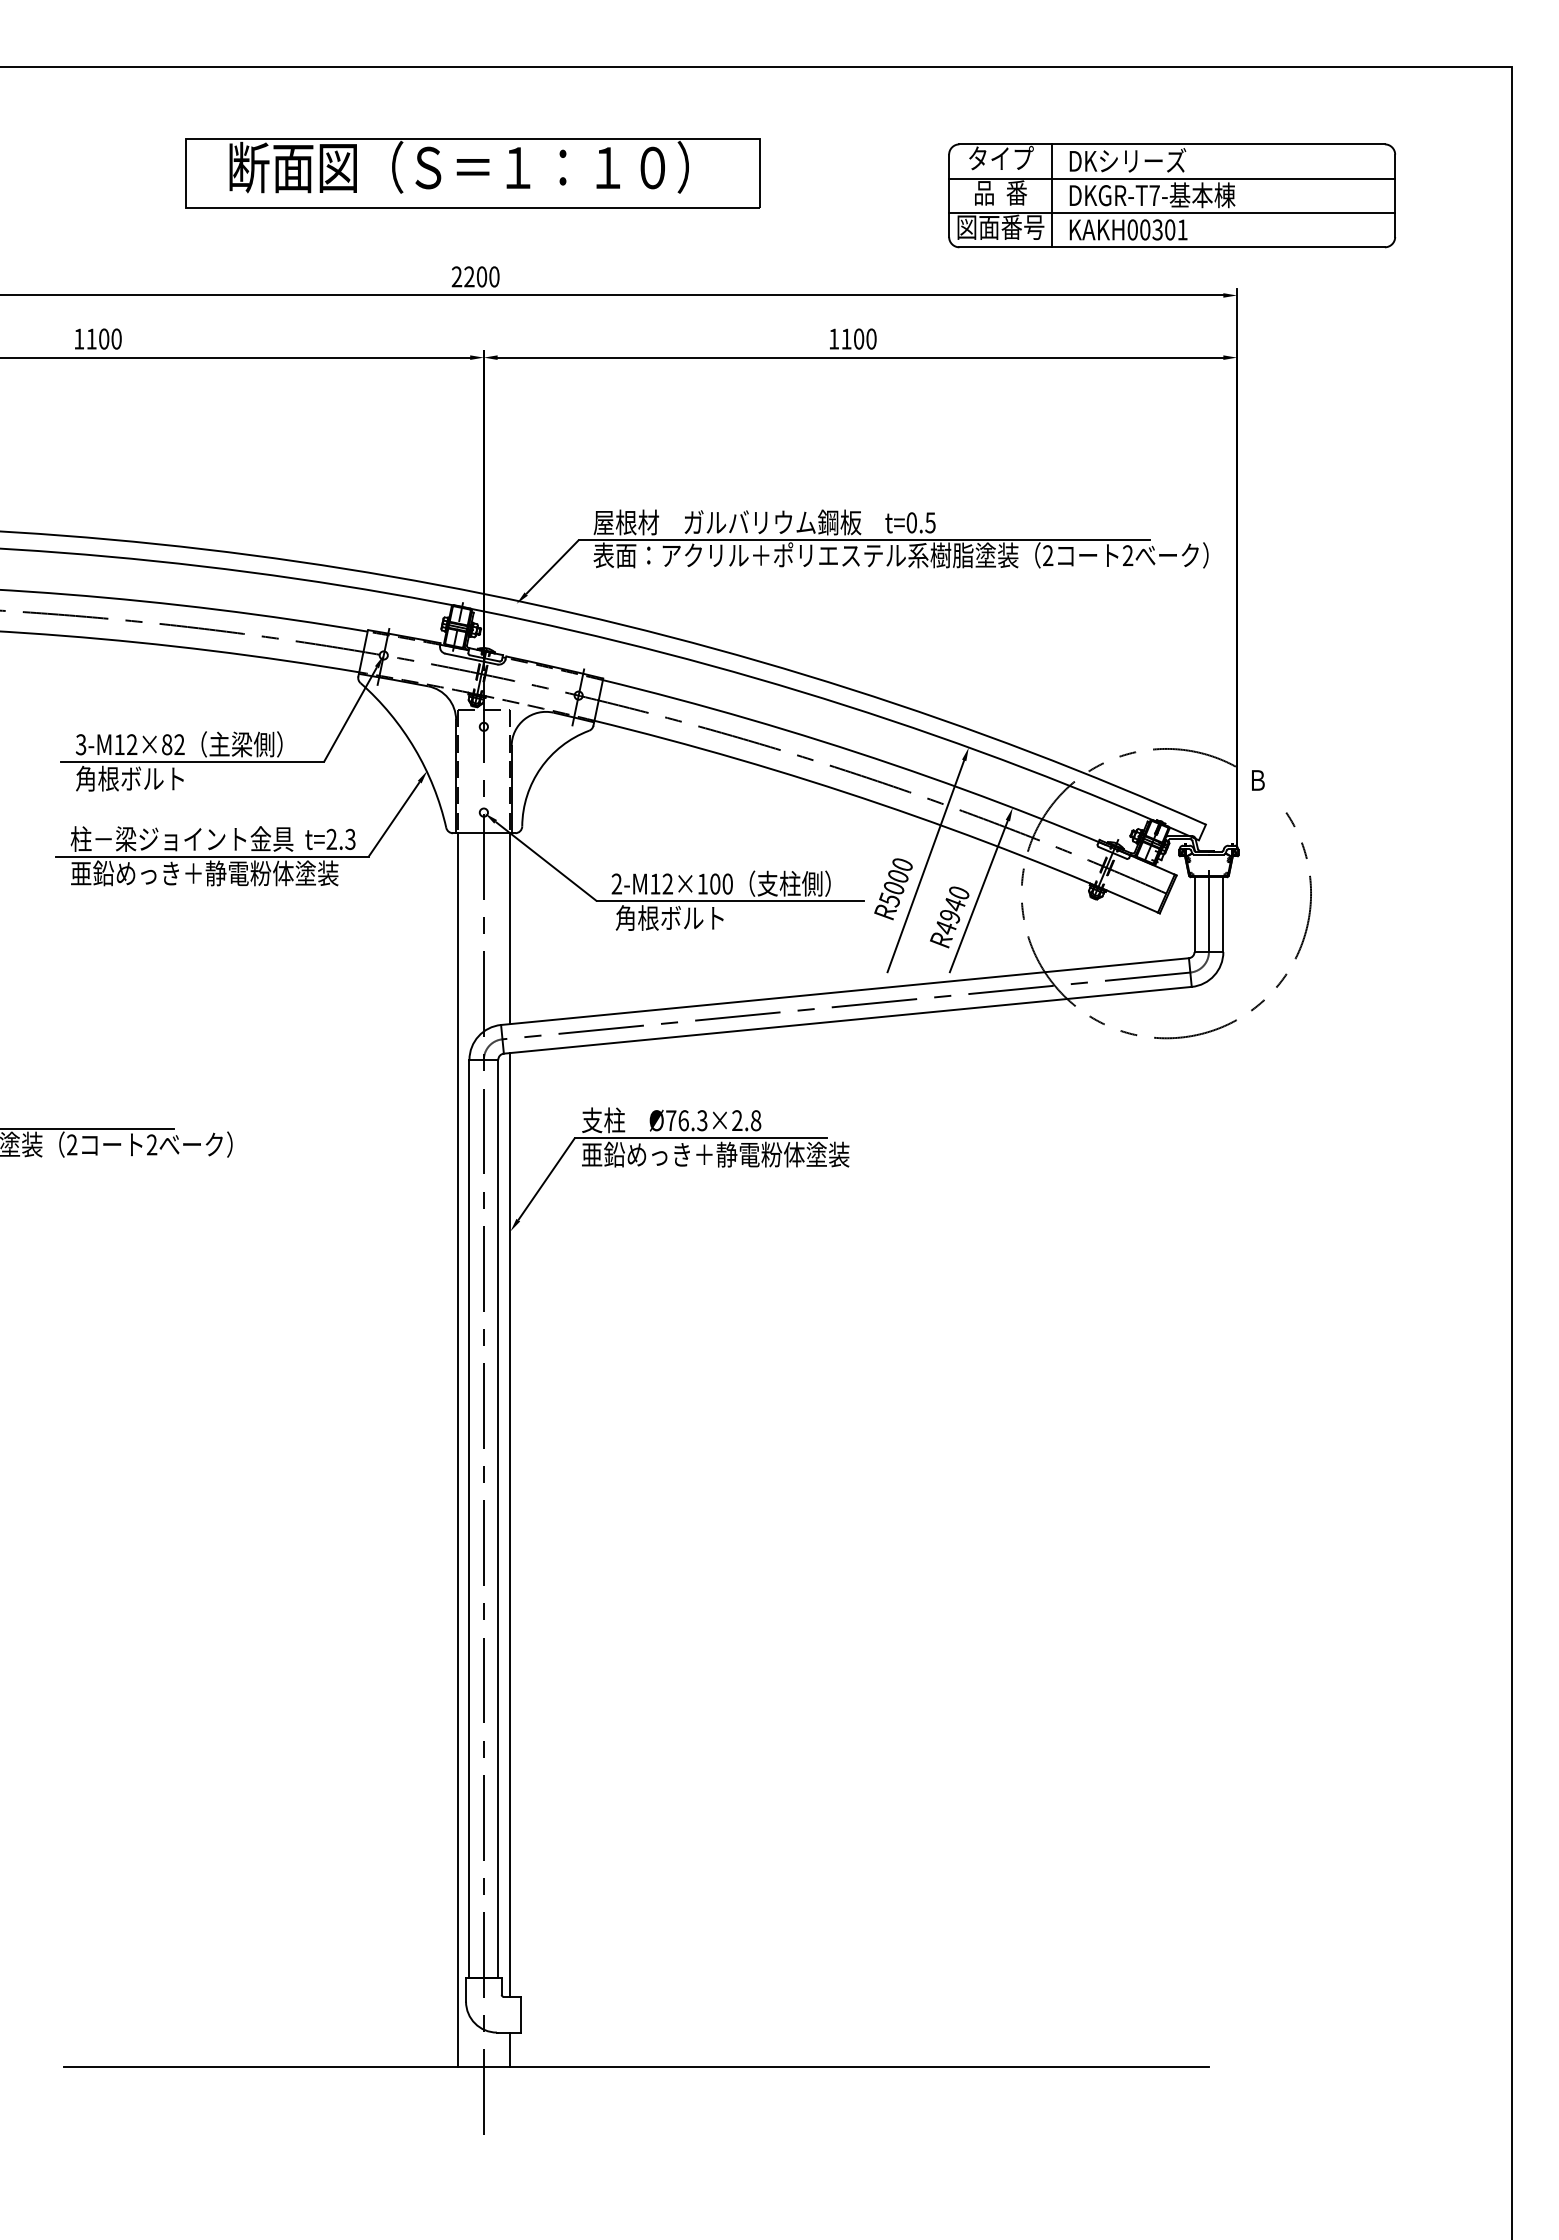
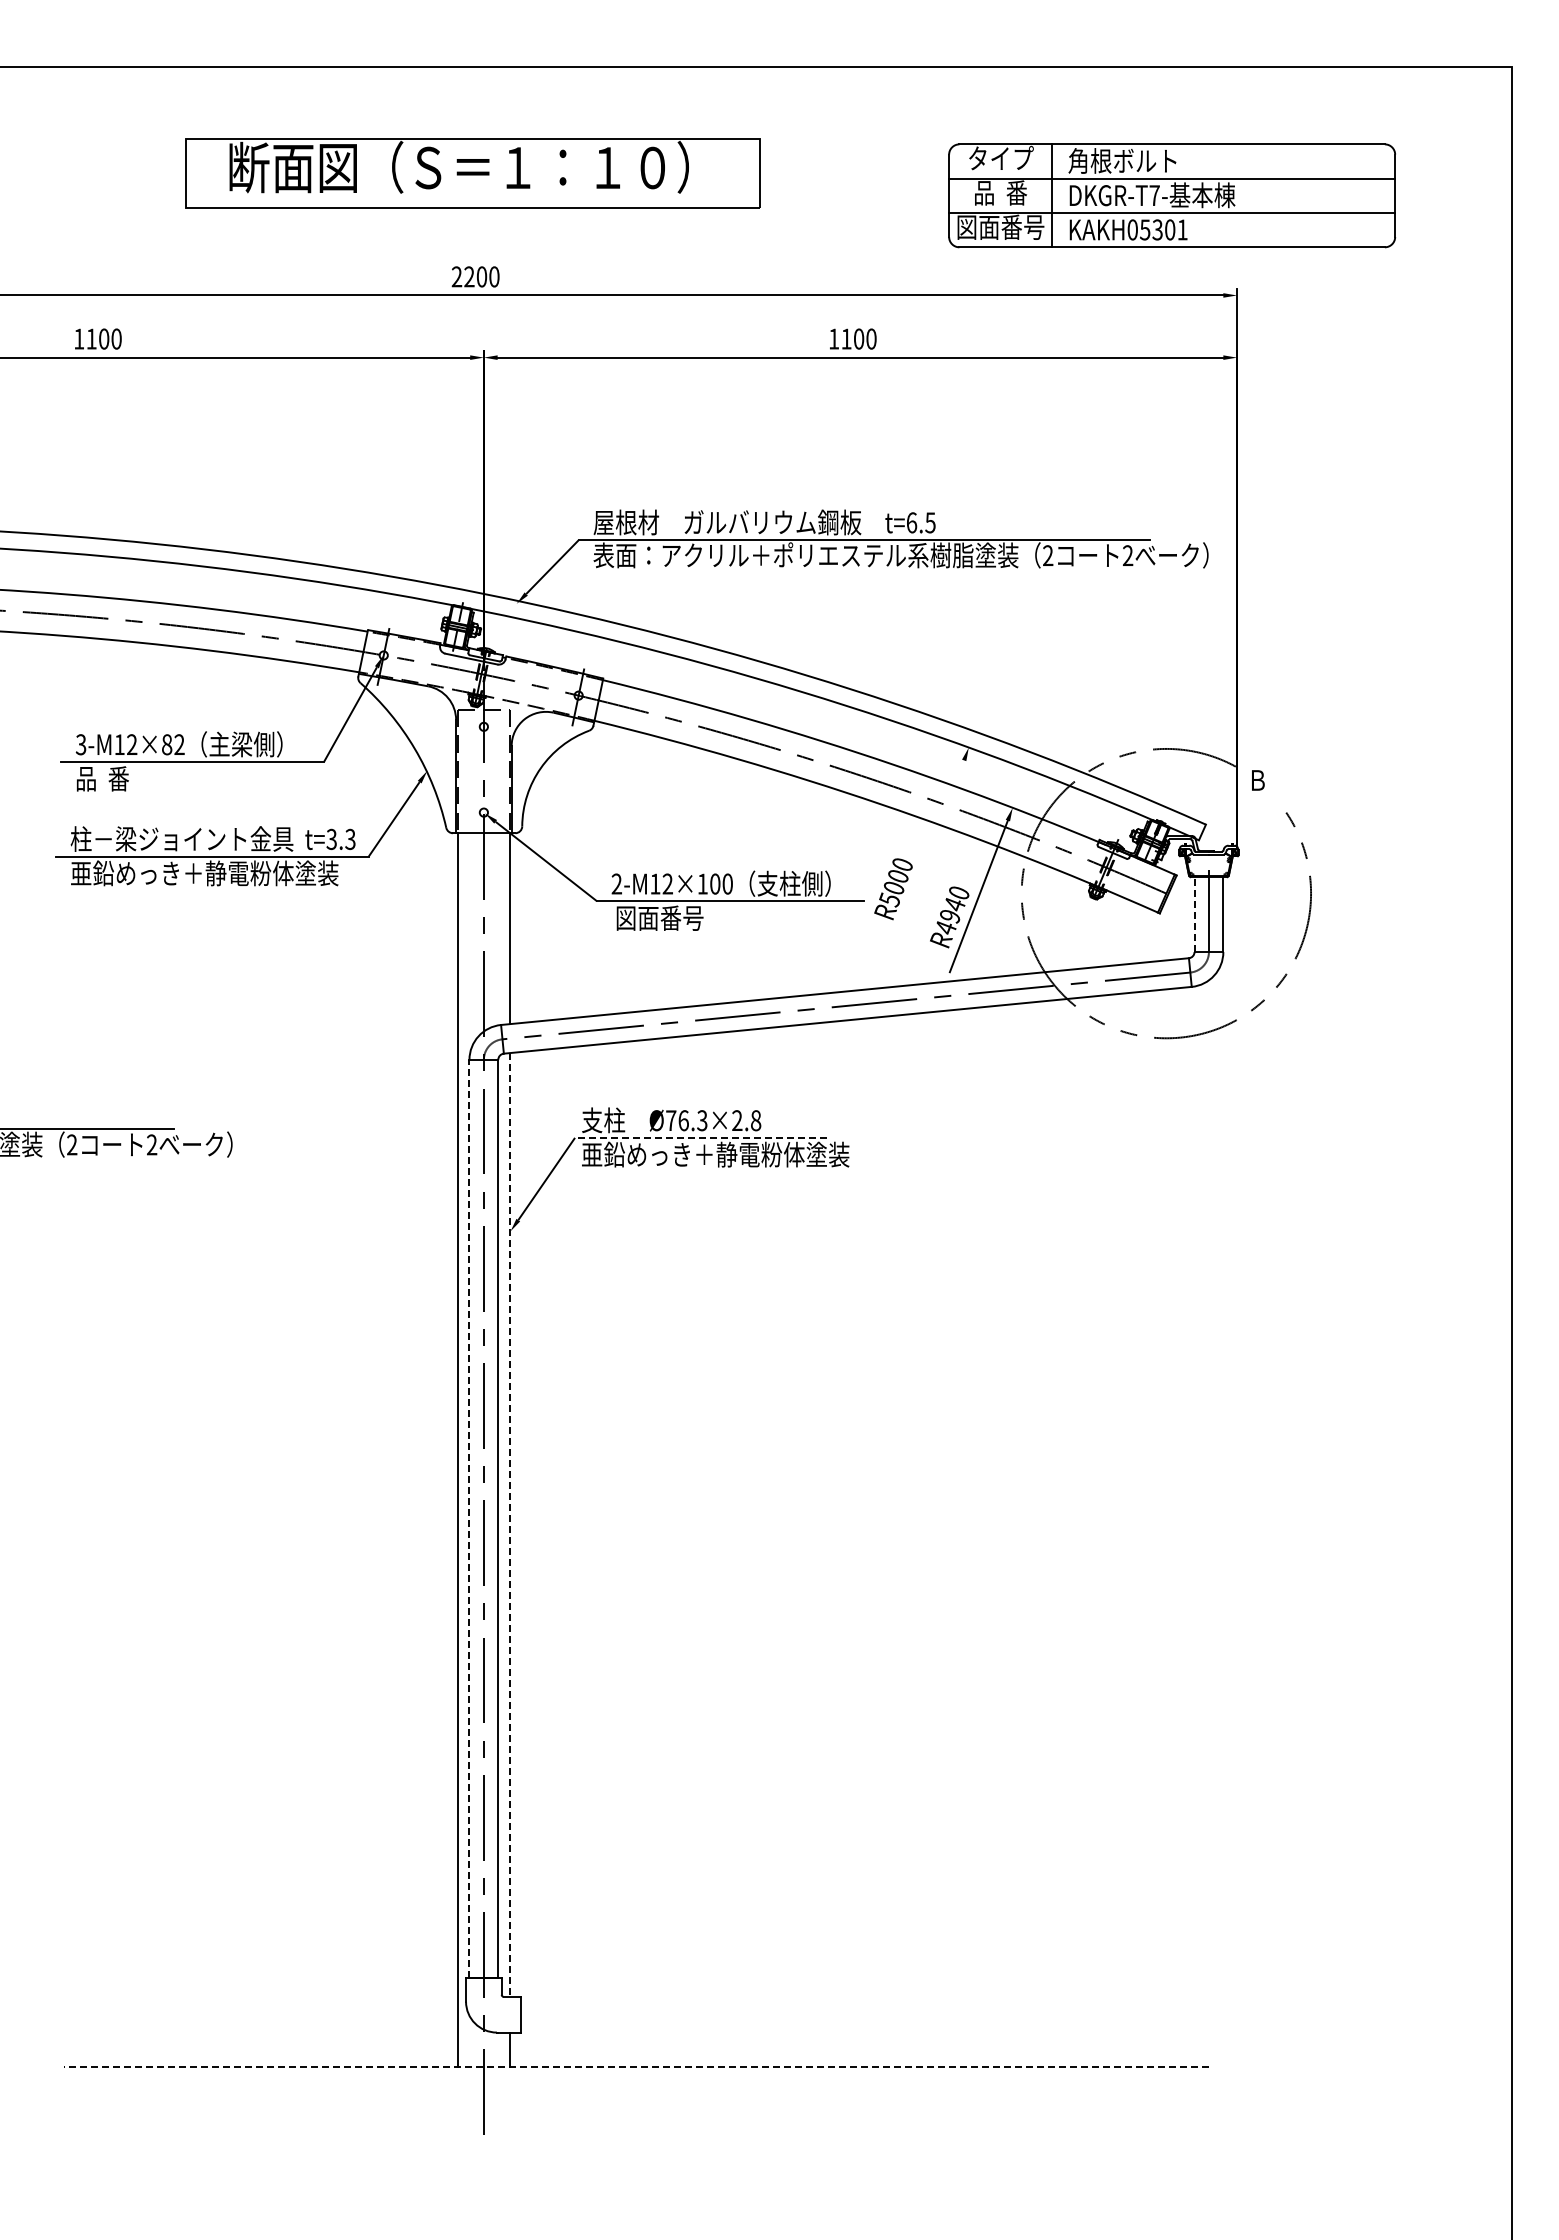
text: DKシリーズ -> 角根ボルト (1127, 160)
text: KAKH00301 -> KAKH05301 (1144, 229)
text: t=0.5 -> t=6.5 (911, 522)
text: 角根ボルト -> 品  番 (129, 778)
text: t=2.3 -> t=3.3 (331, 839)
line: present -> none (925, 866)
line: solid -> dashed (1194, 914)
text: 角根ボルト -> 図面番号 (669, 917)
line: solid -> dashed (700, 1137)
line: solid -> dashed (469, 1518)
line: solid -> dashed (510, 1524)
line: solid -> dashed (636, 2066)
